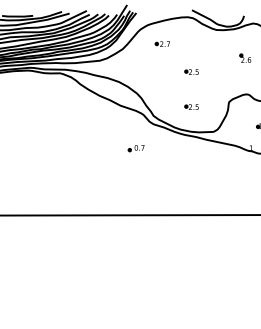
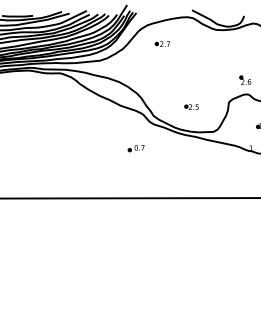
part position: (245, 57) -> (245, 79) (245, 79)
part: present -> none (191, 71)
line position: (129, 215) -> (129, 198) (129, 198)
